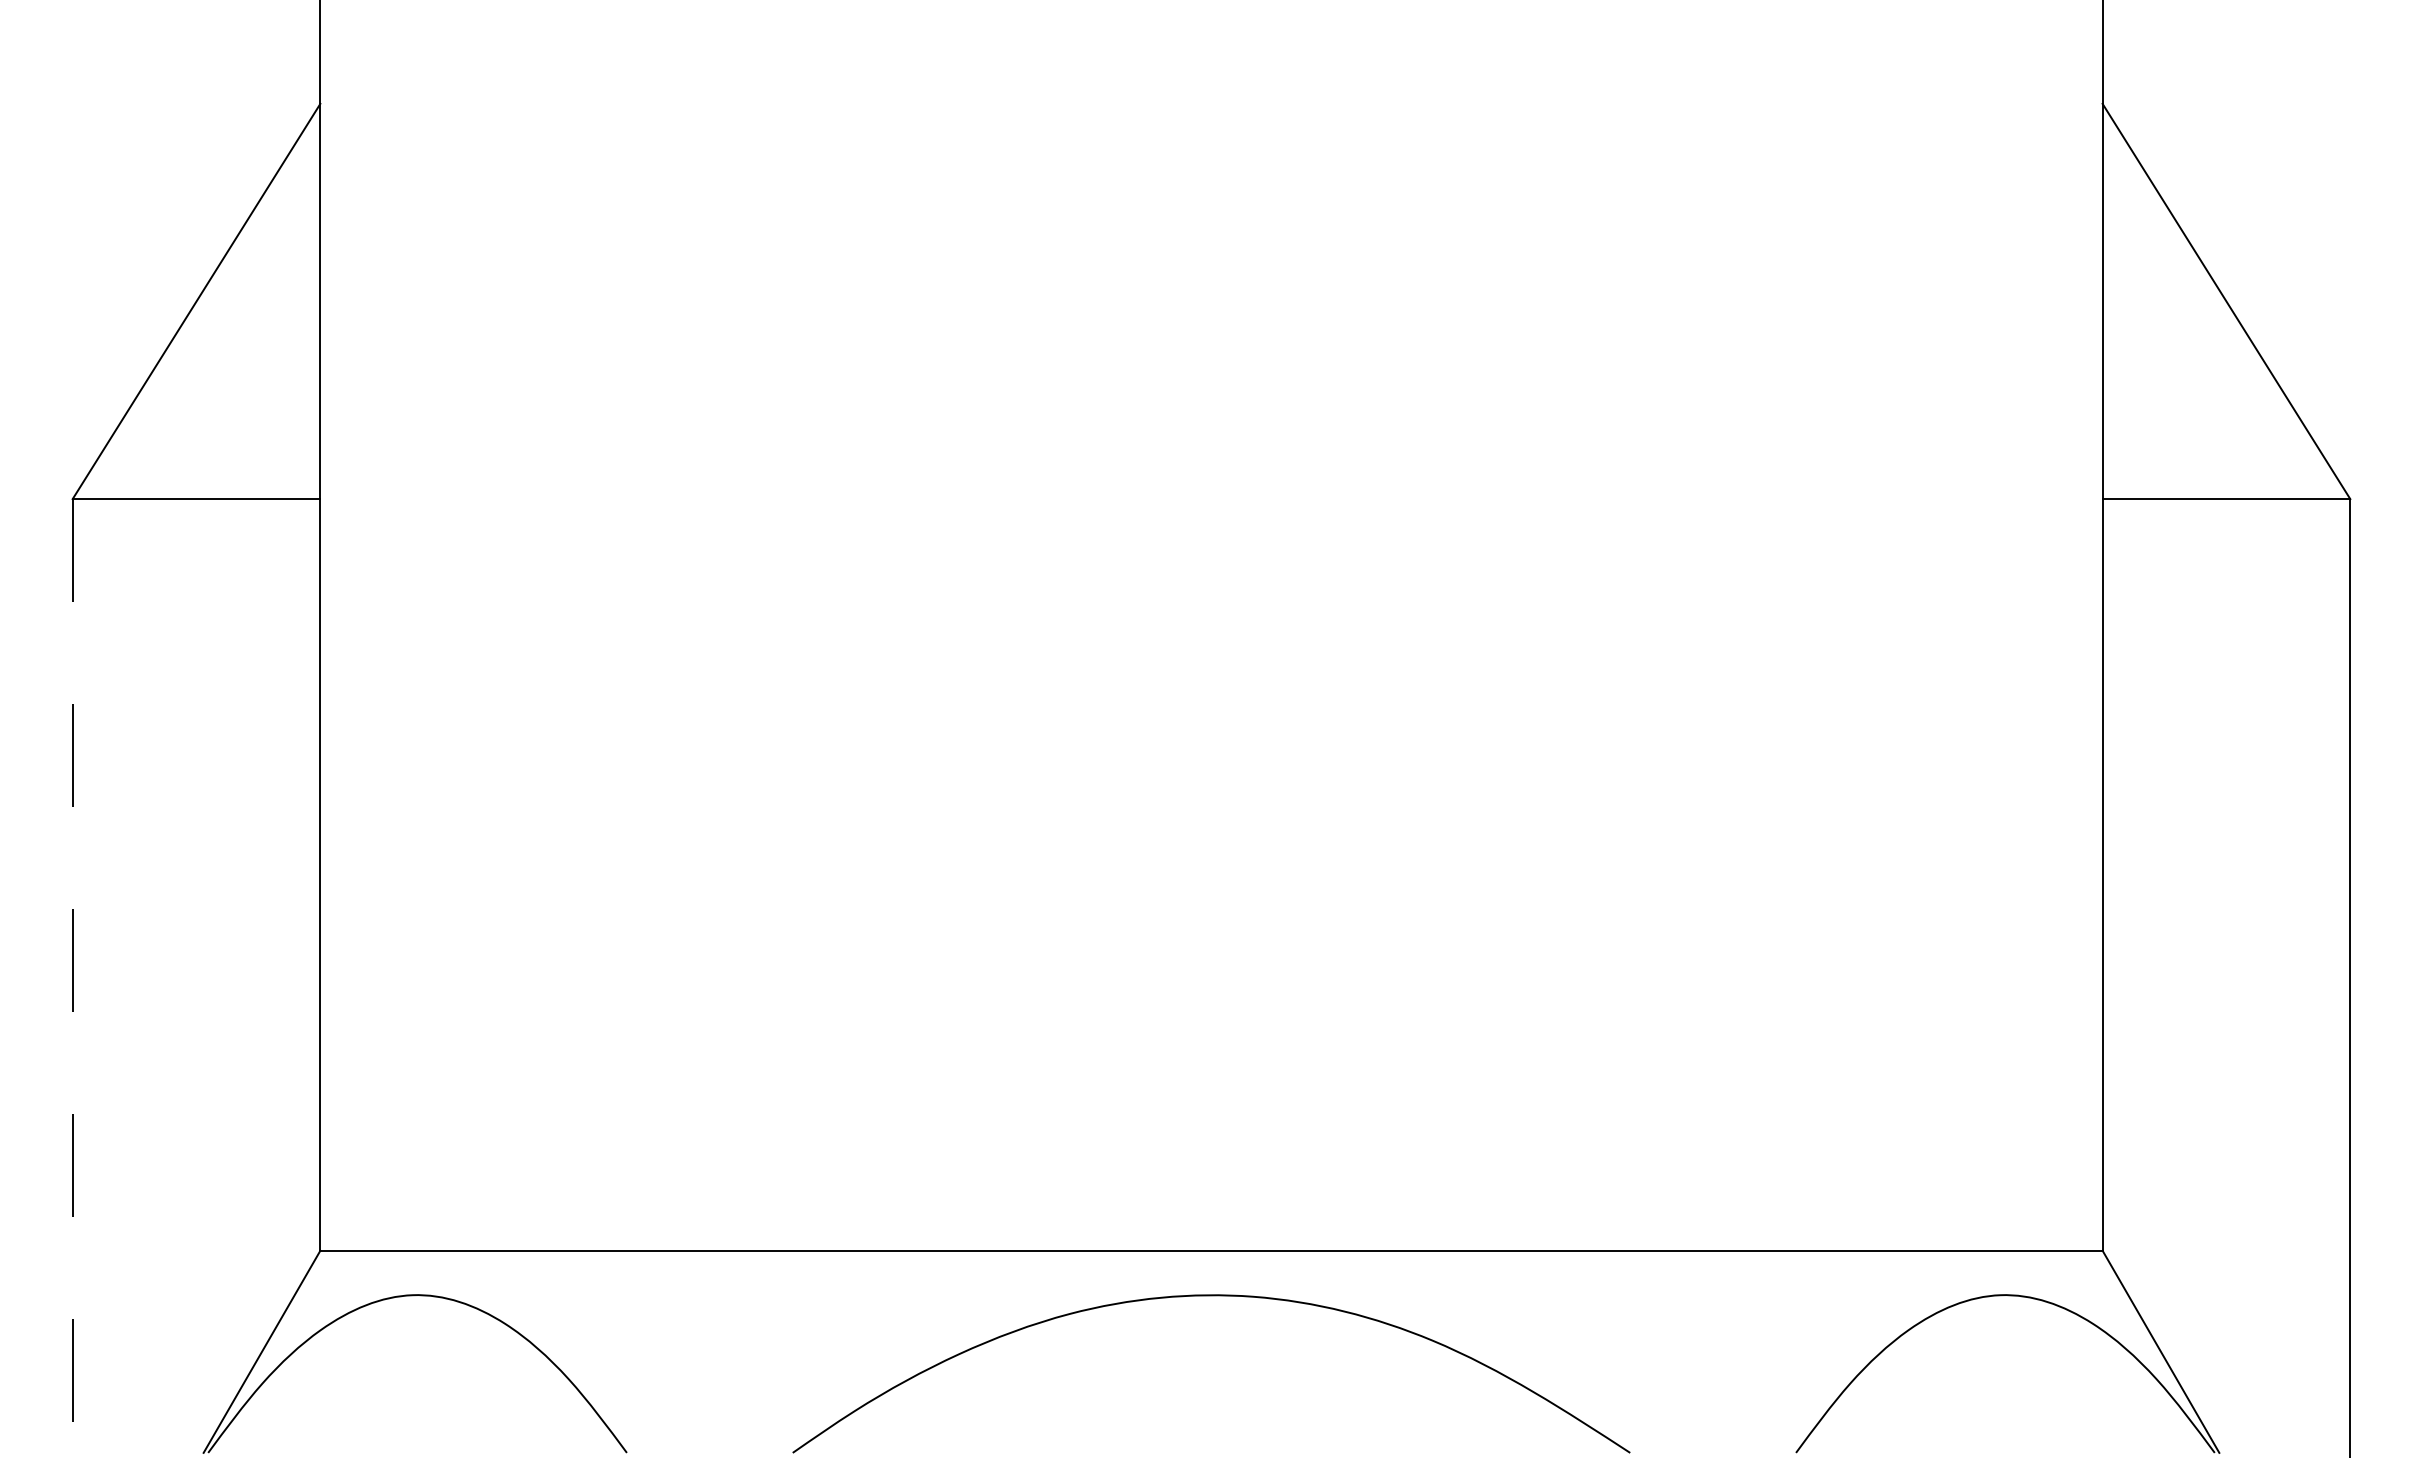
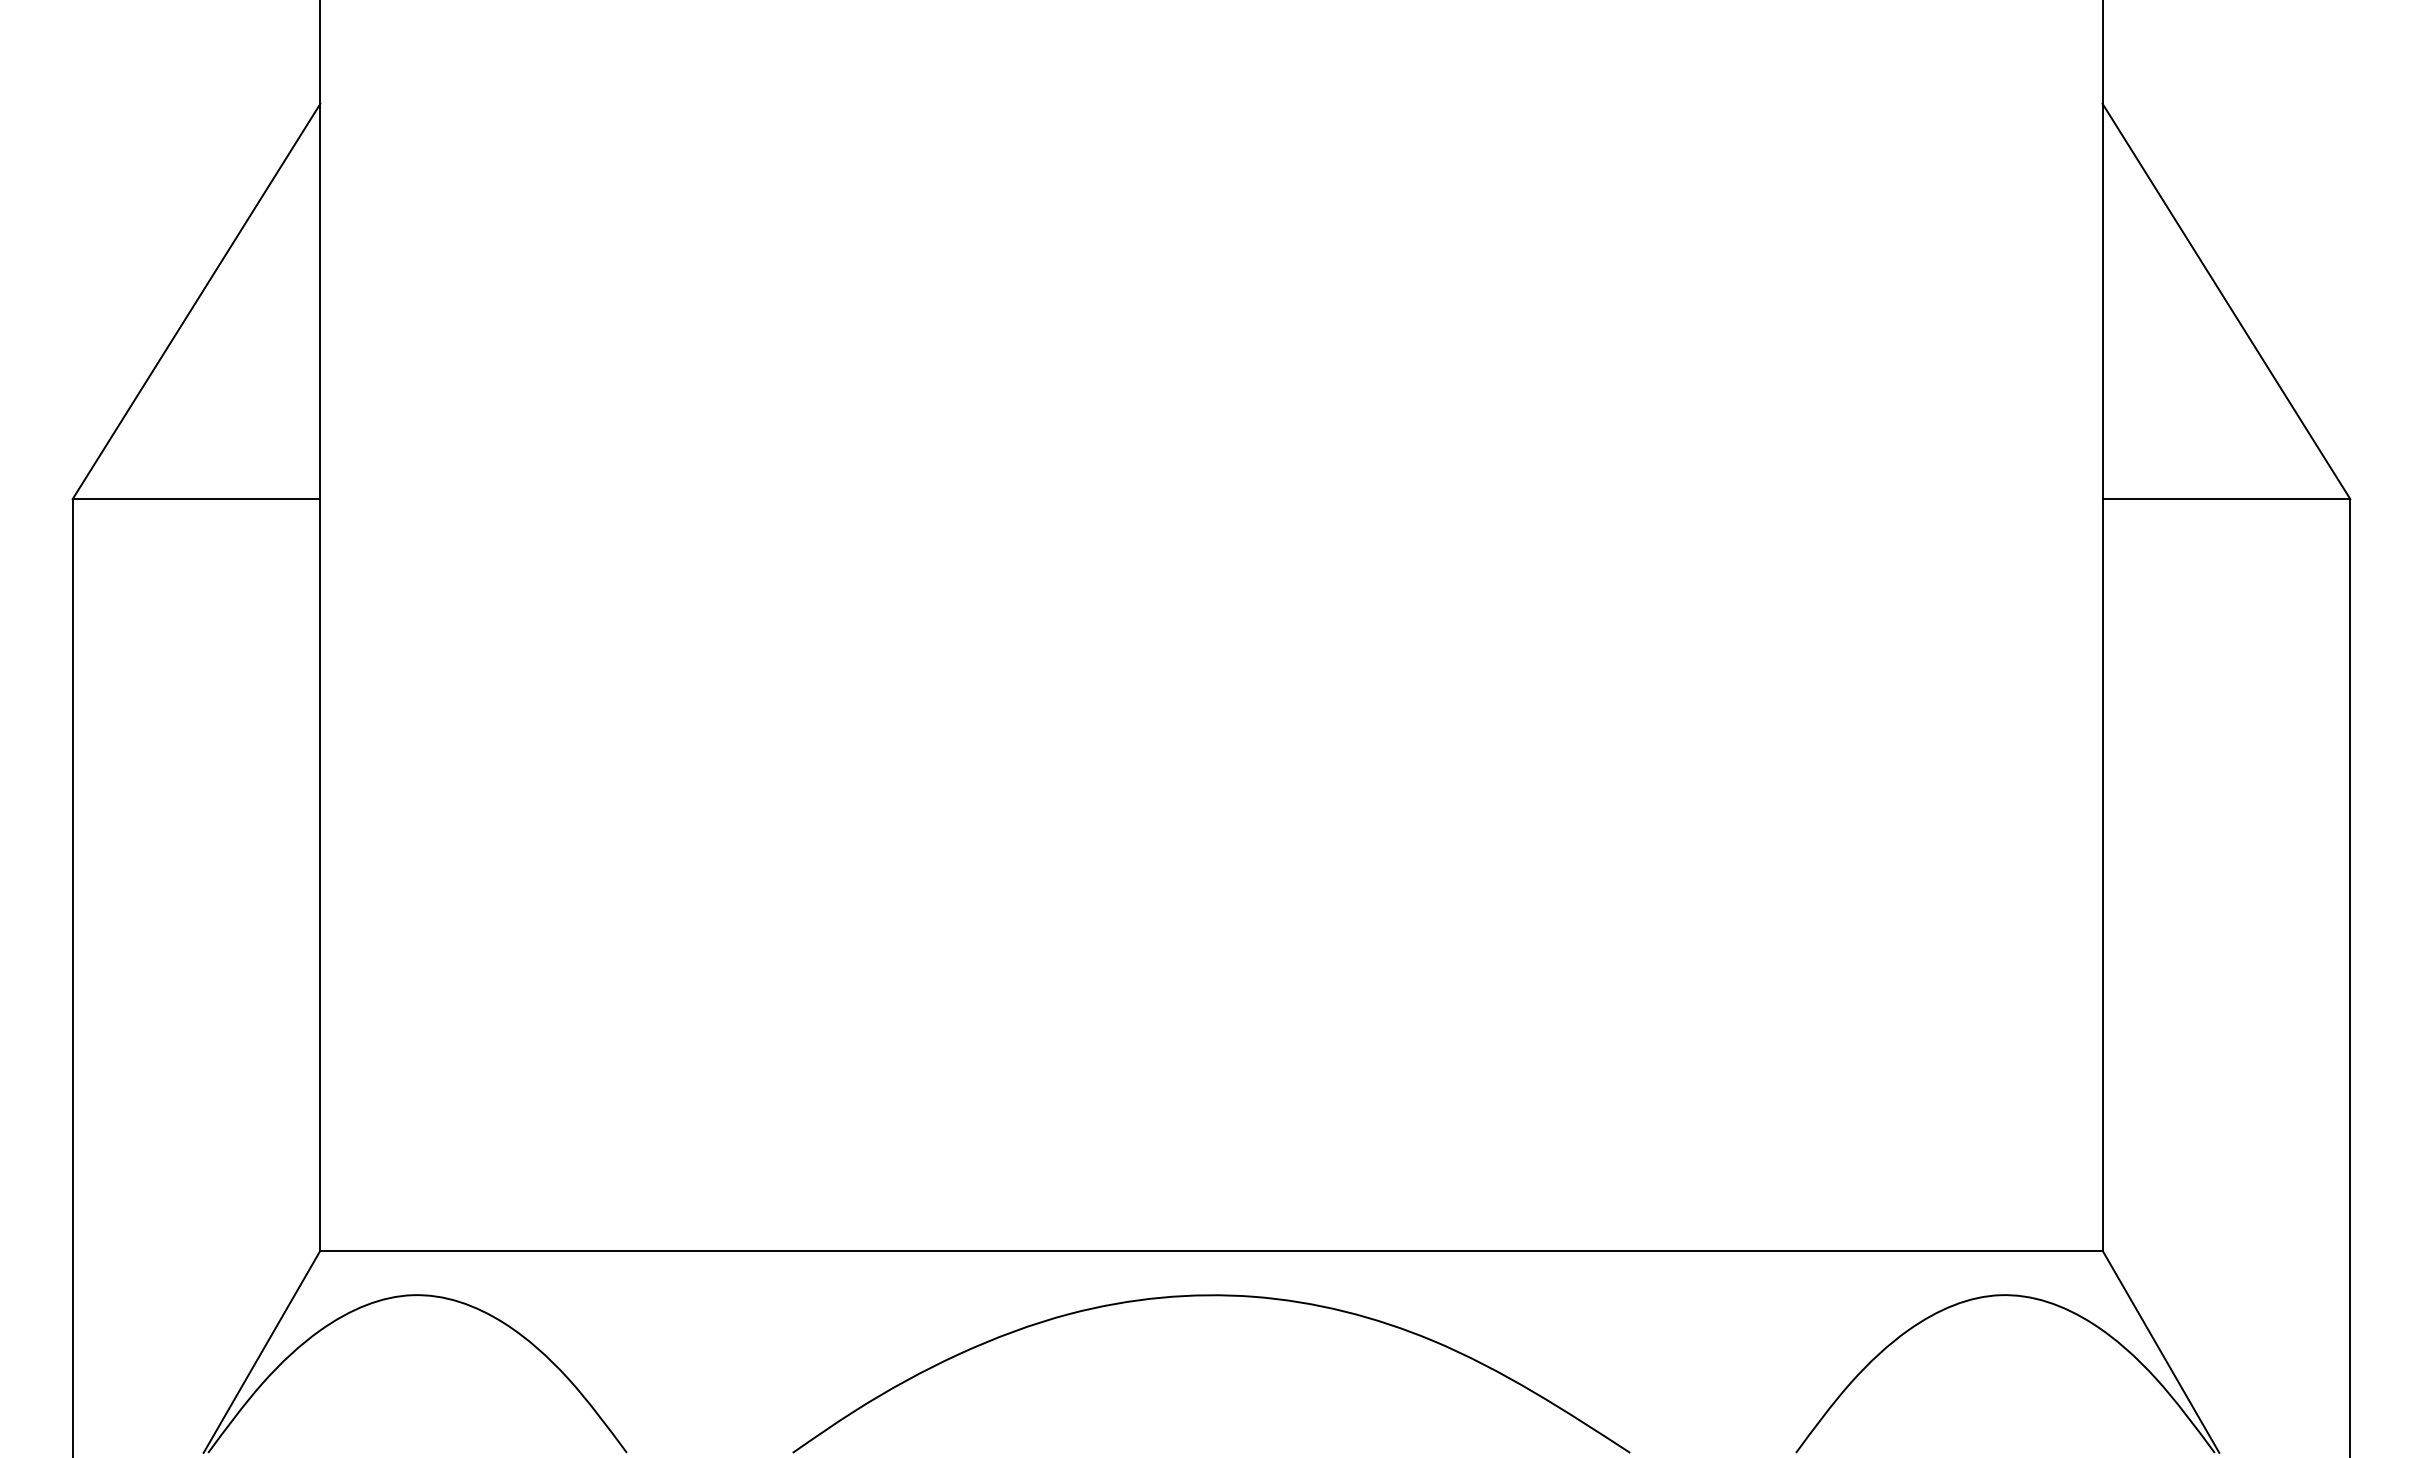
line: dashed -> solid (72, 978)
